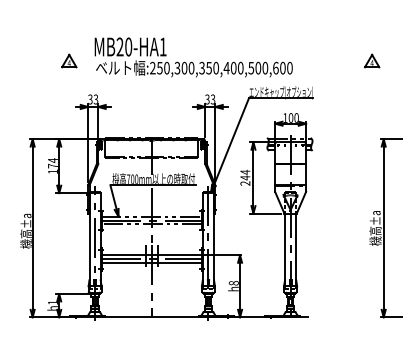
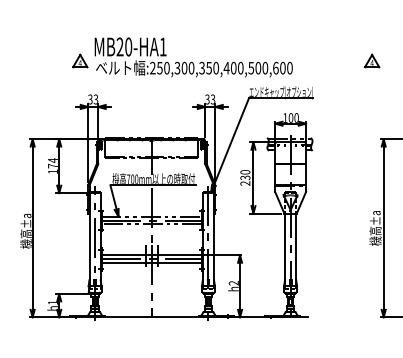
part position: (69, 60) -> (80, 60) (80, 60)
text: 244 -> 230 (245, 174)
text: h8 -> h2 (233, 283)
